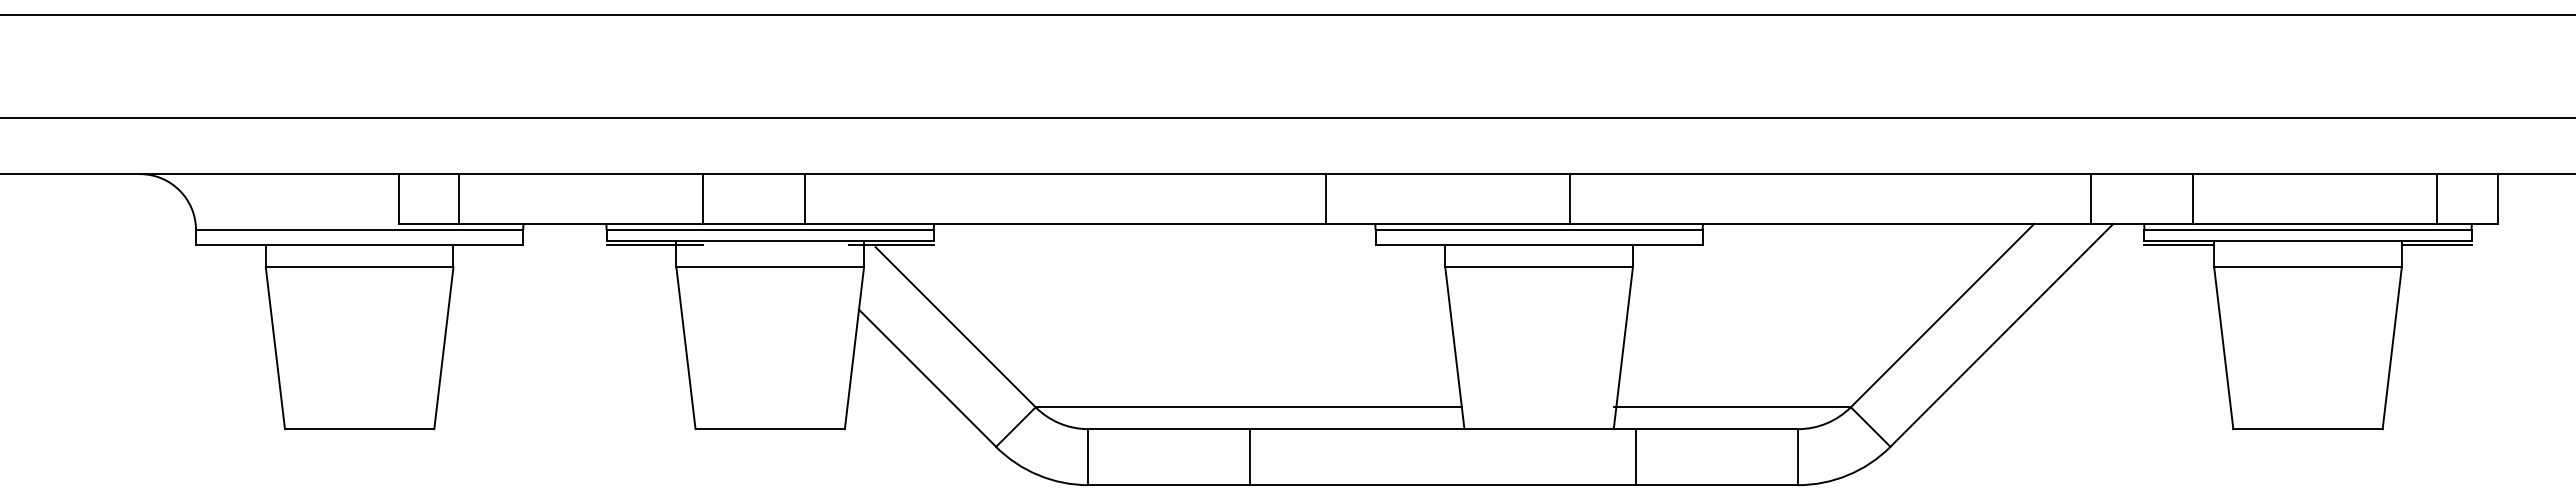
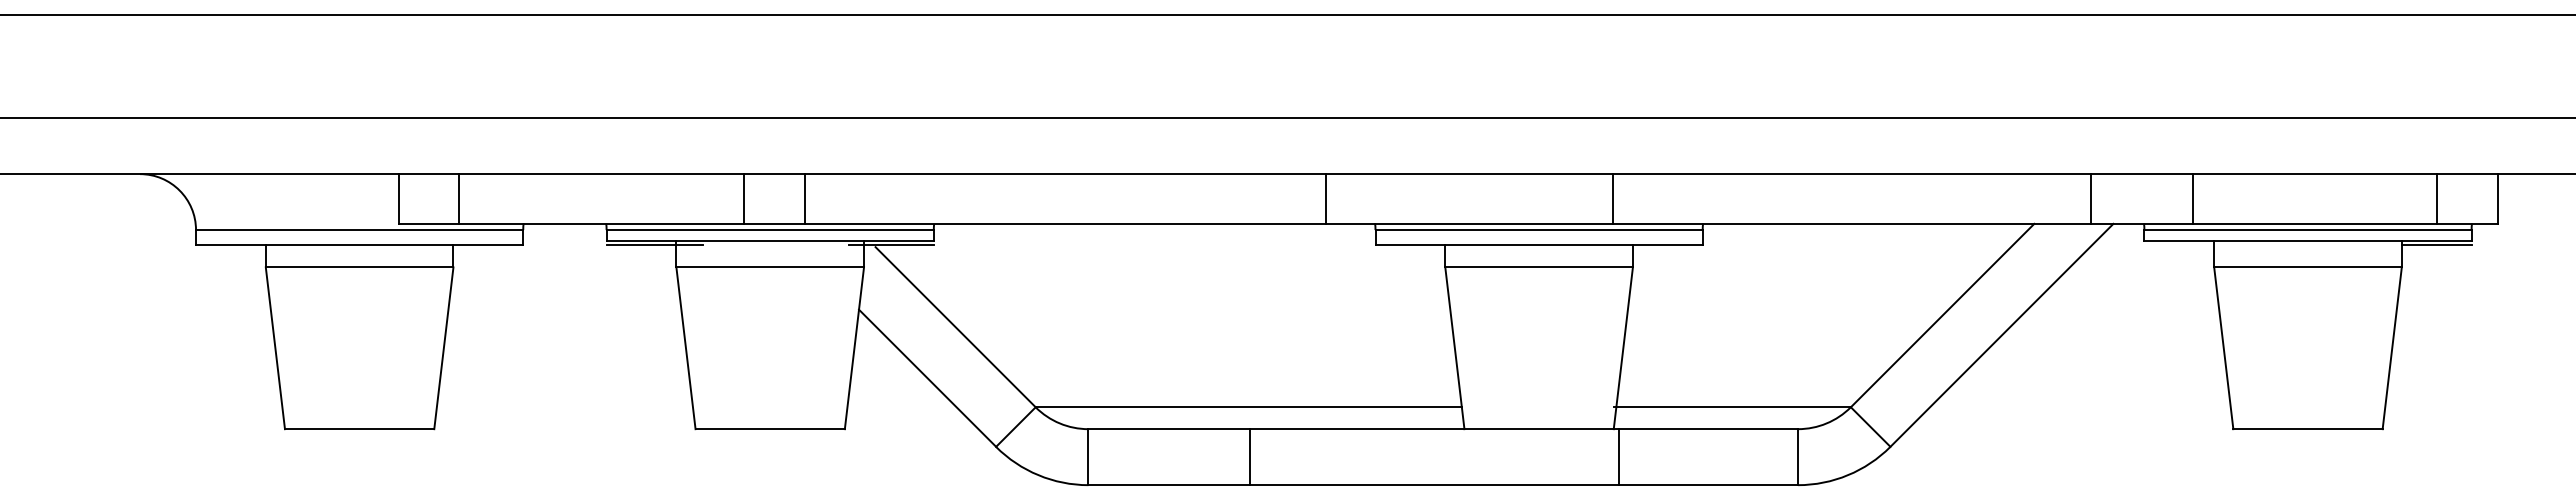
line position: (703, 198) -> (744, 198) (744, 198)
line position: (1570, 198) -> (1613, 198) (1613, 198)
line: present -> none (2179, 245)
line position: (1636, 457) -> (1619, 457) (1619, 457)
